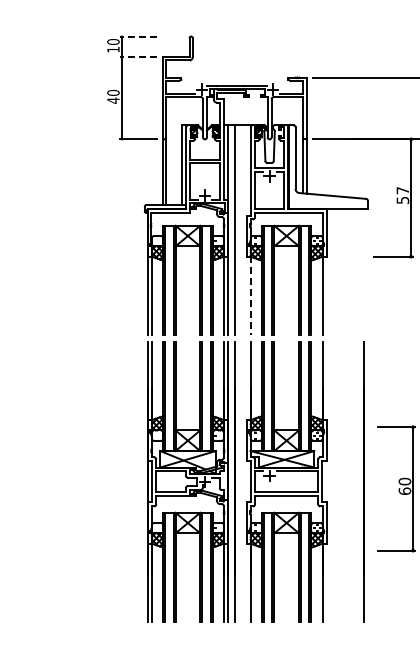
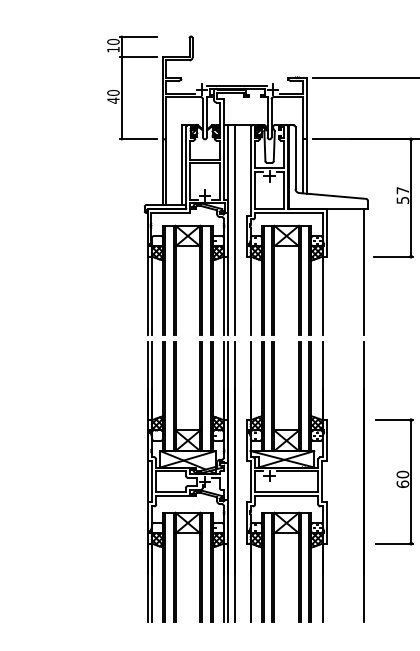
line: dashed -> solid (138, 36)
line: dashed -> solid (138, 57)
line: none -> present (363, 272)
line: dashed -> solid (250, 295)
part position: (396, 488) -> (394, 481) (394, 481)
